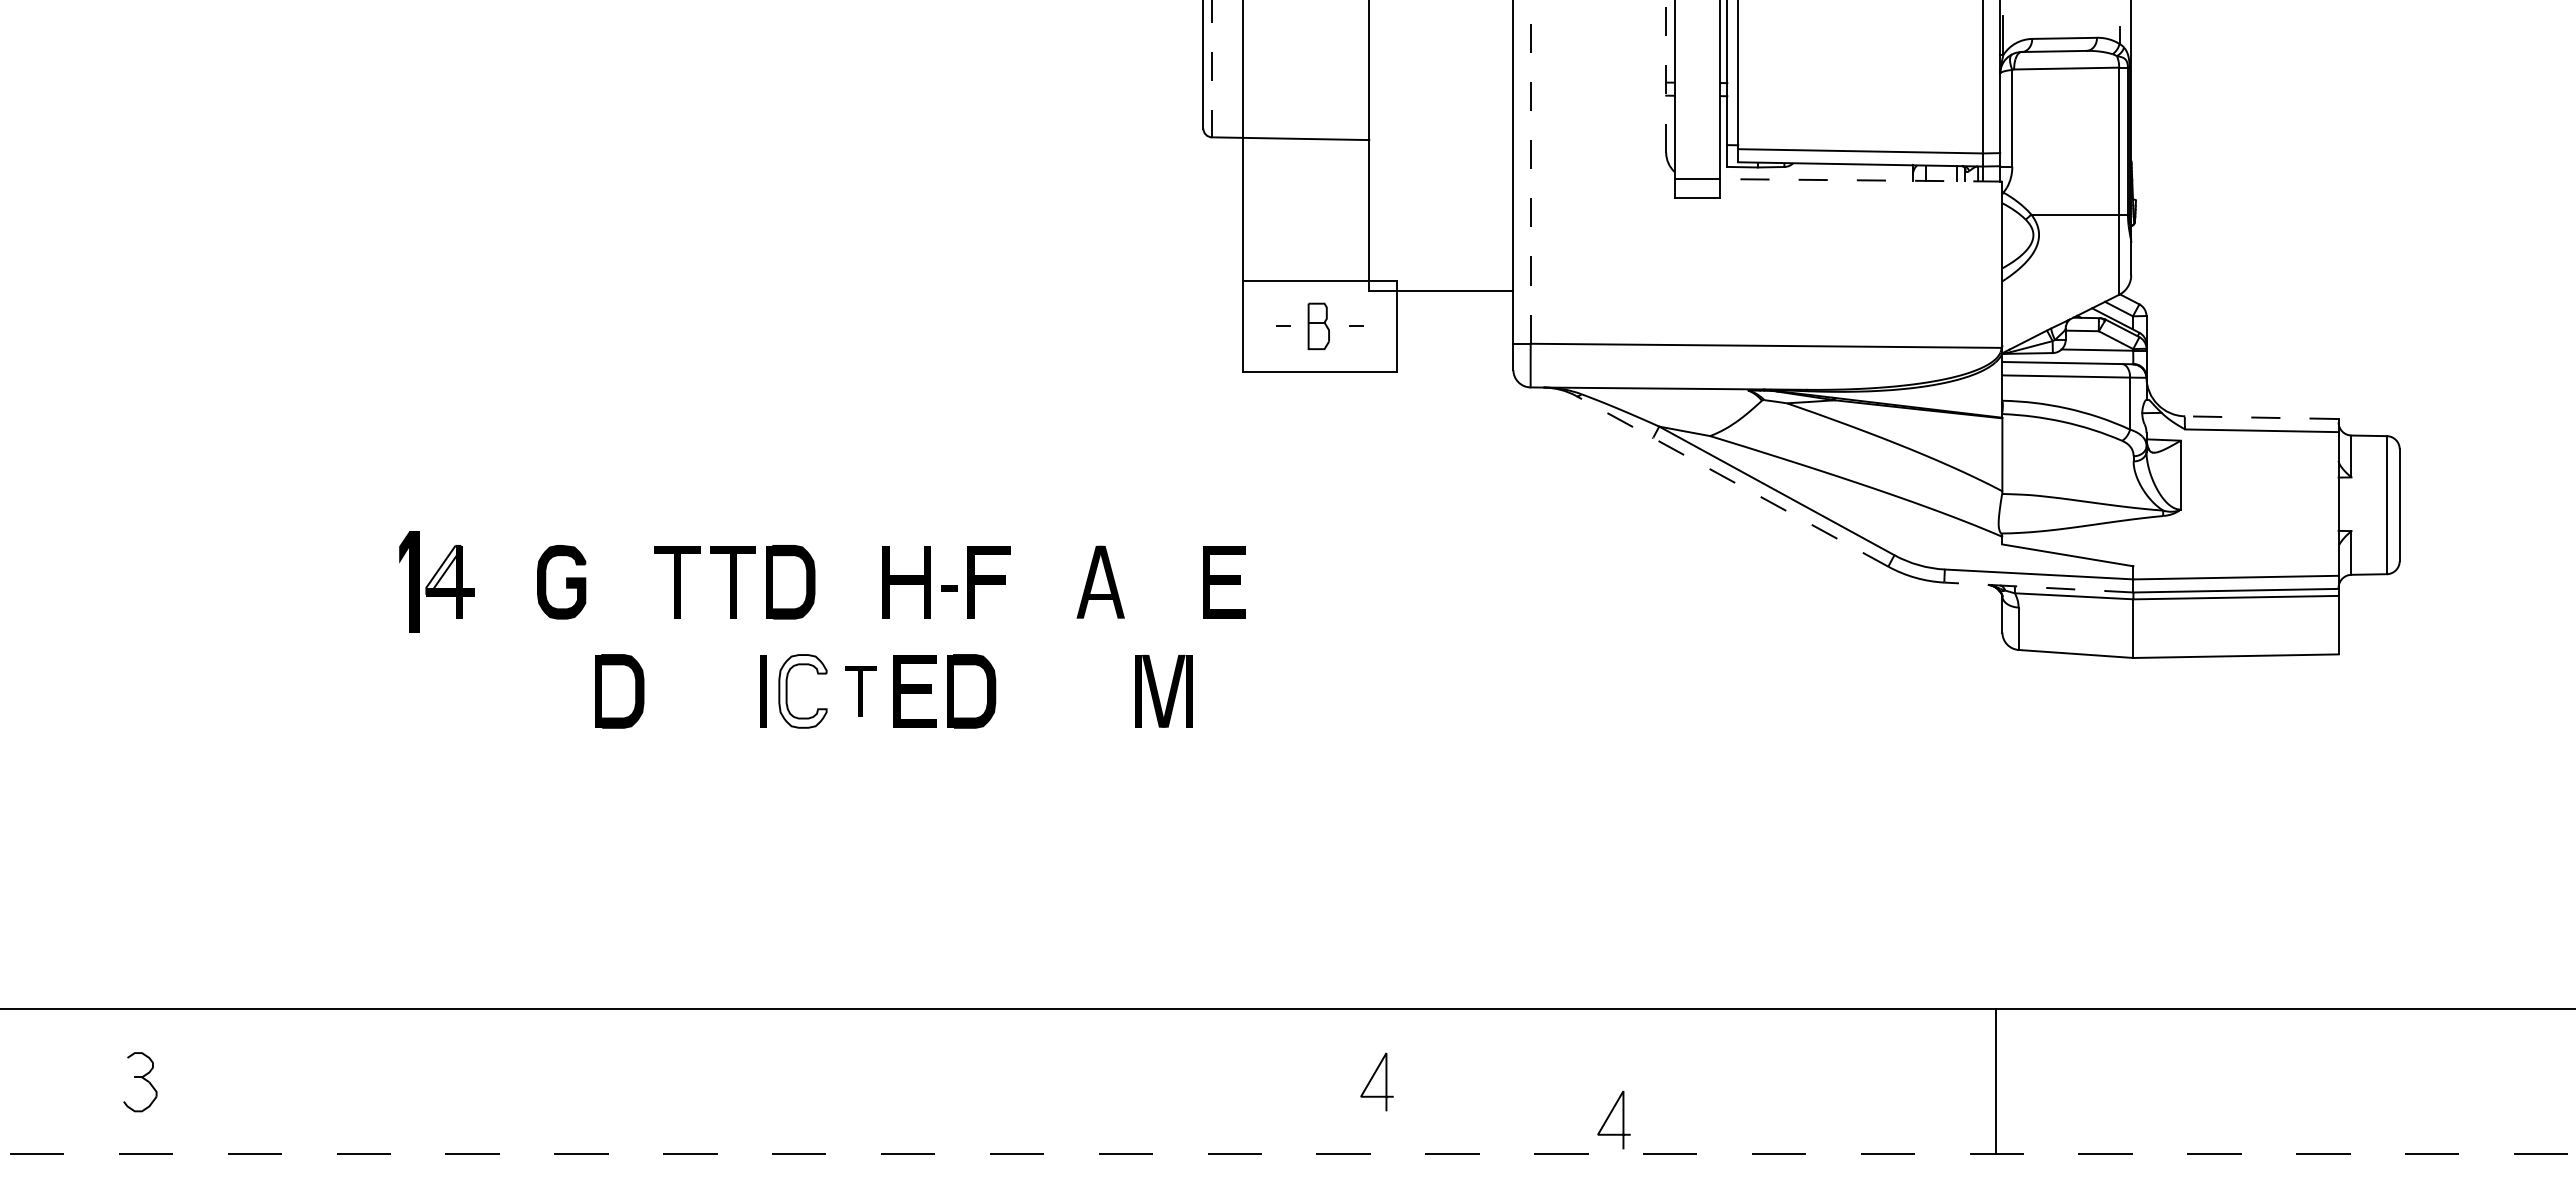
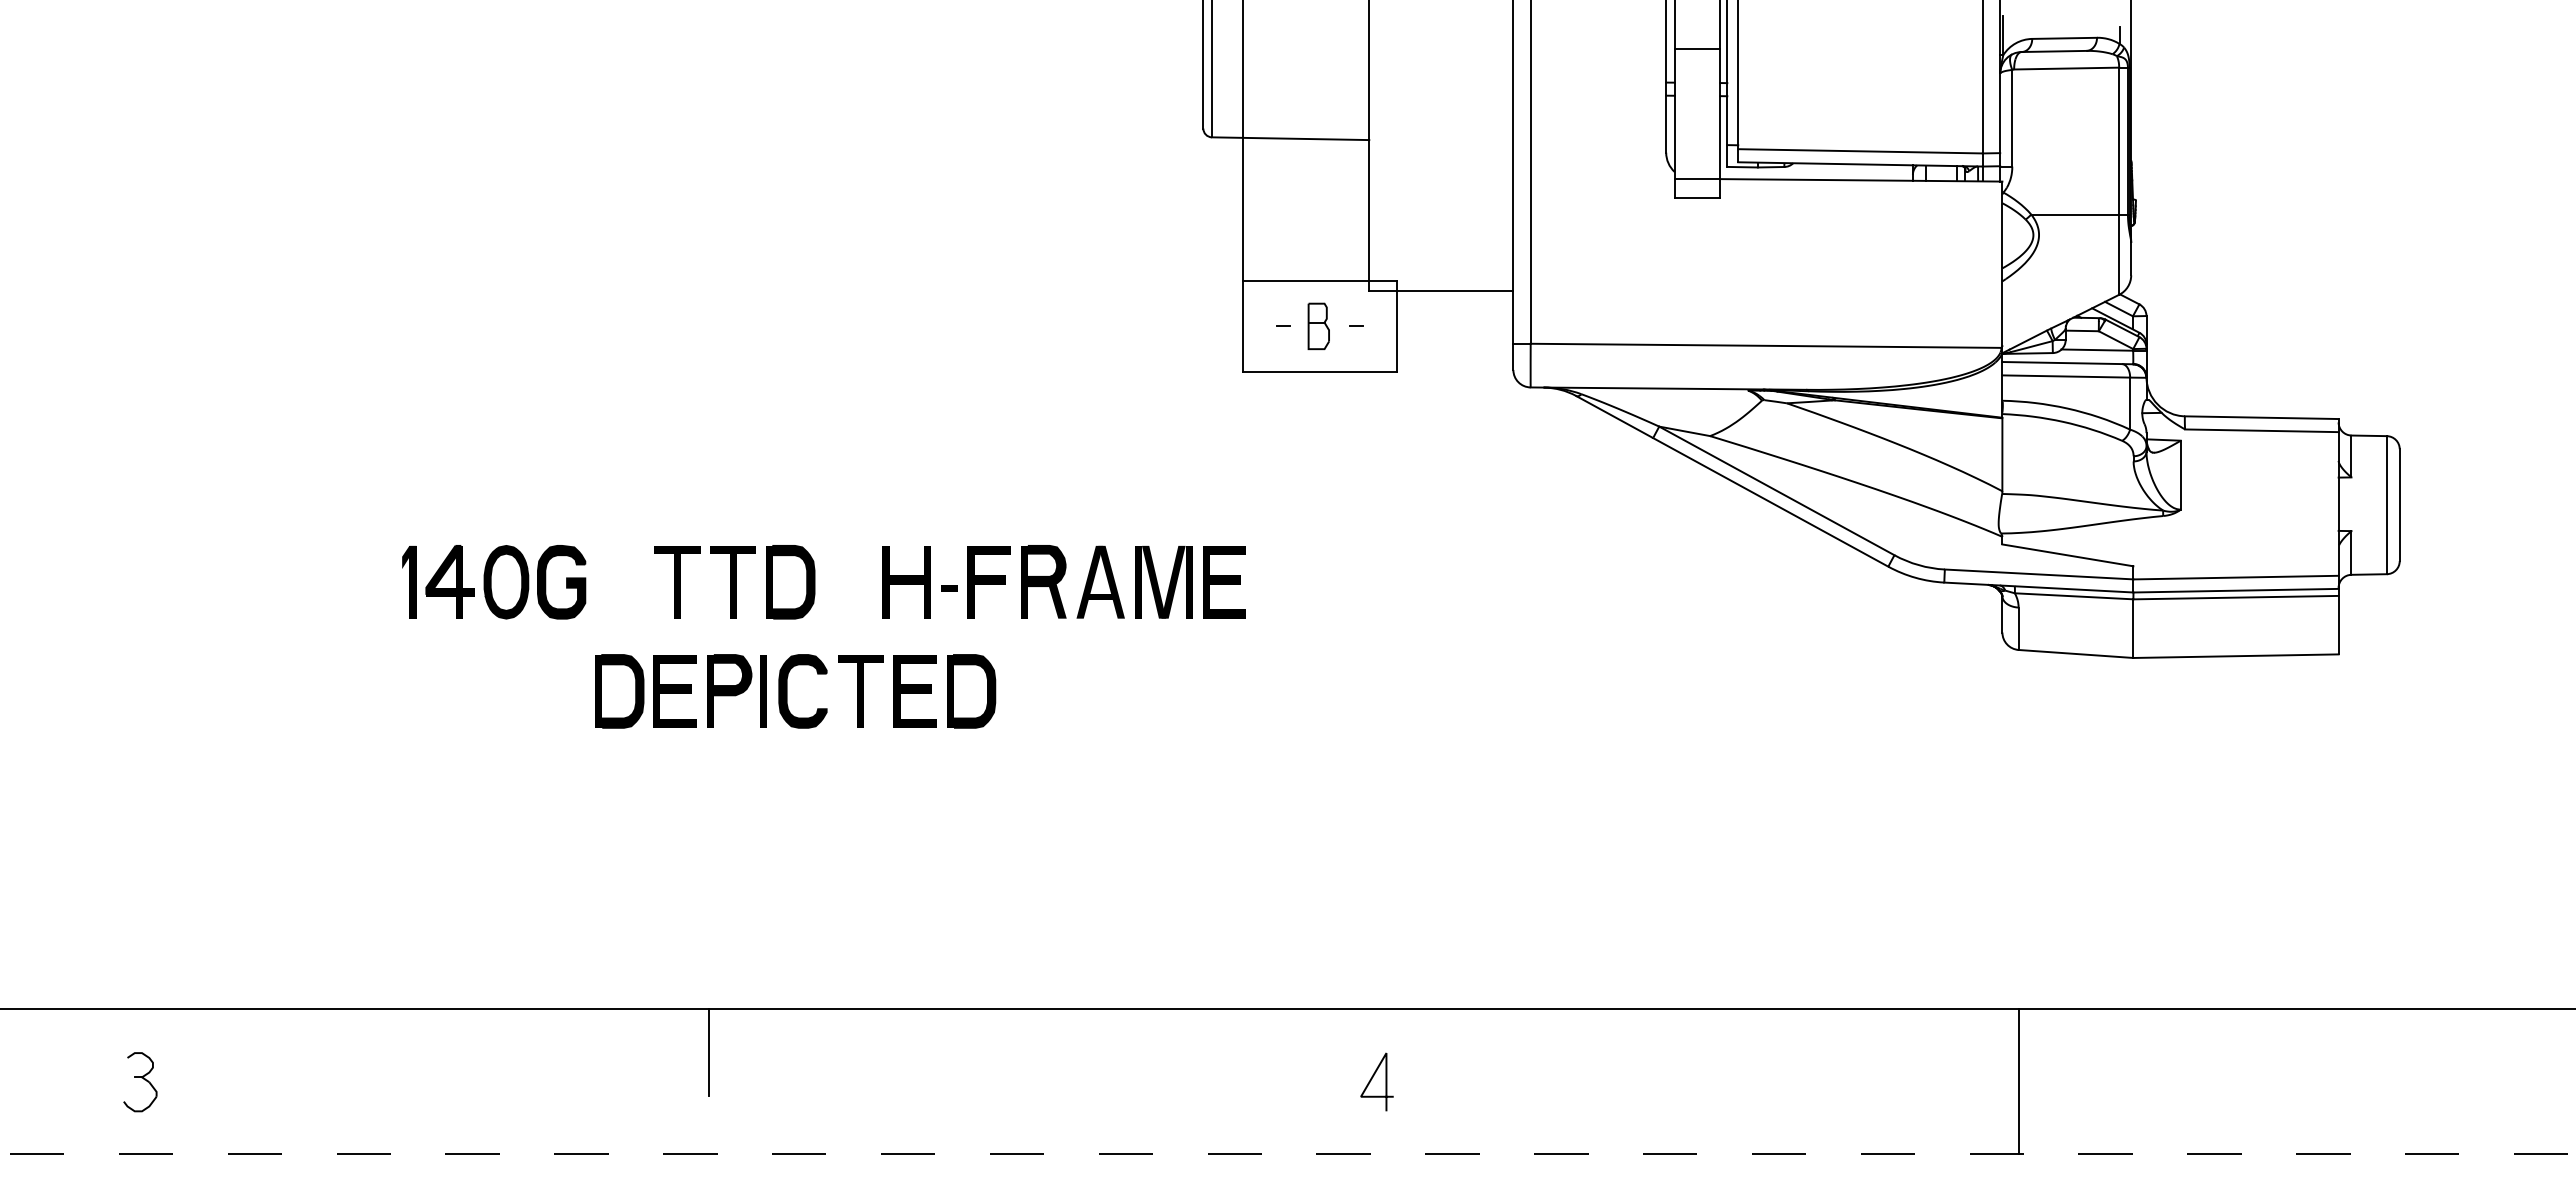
line: none -> present (1697, 48)
line: dashed -> solid (1211, 69)
line: dashed -> solid (1666, 76)
line: dashed -> solid (1530, 171)
line: dashed -> solid (1860, 180)
line: dashed -> solid (2261, 417)
line: dashed -> solid (1732, 481)
fill: none -> present (443, 569)
part size: 21x102 px -> 15x73 px (409, 582)
part: none -> present (1043, 581)
part: none -> present (506, 582)
line: dashed -> solid (2038, 587)
part: none -> present (729, 690)
part: none -> present (674, 691)
fill: none -> present (802, 691)
part size: 32x51 px -> 46x73 px (860, 691)
part position: (1163, 691) -> (1163, 582) (1163, 582)
line: none -> present (709, 1052)
line position: (1996, 1081) -> (2019, 1081) (2019, 1081)
line: present -> none (1609, 1117)
